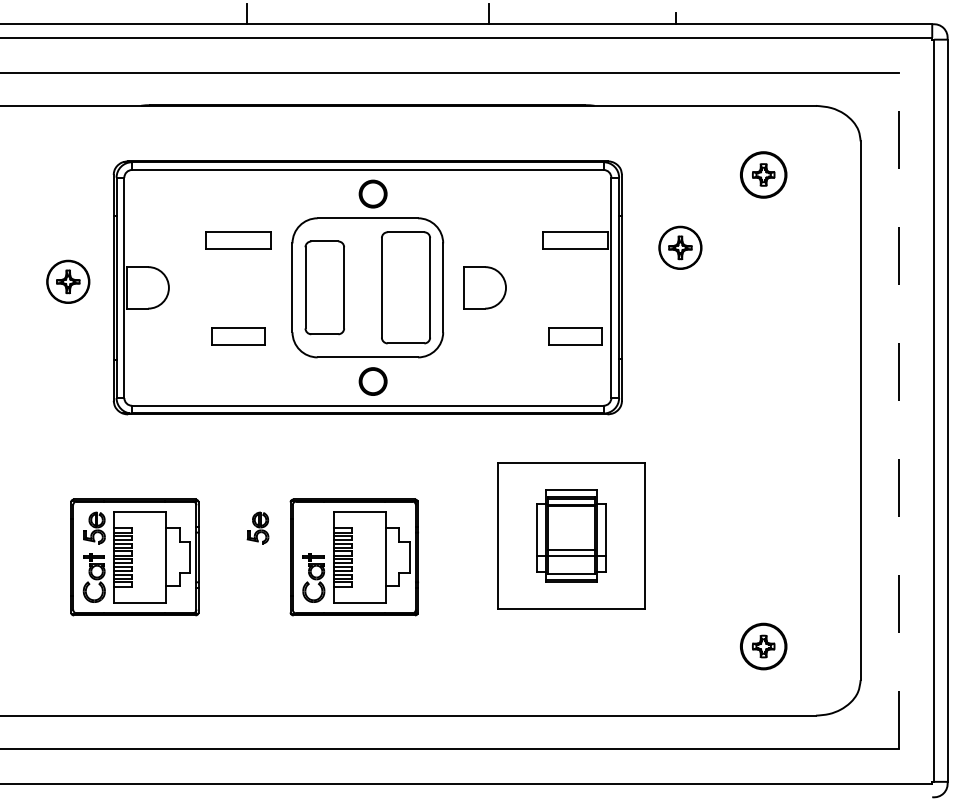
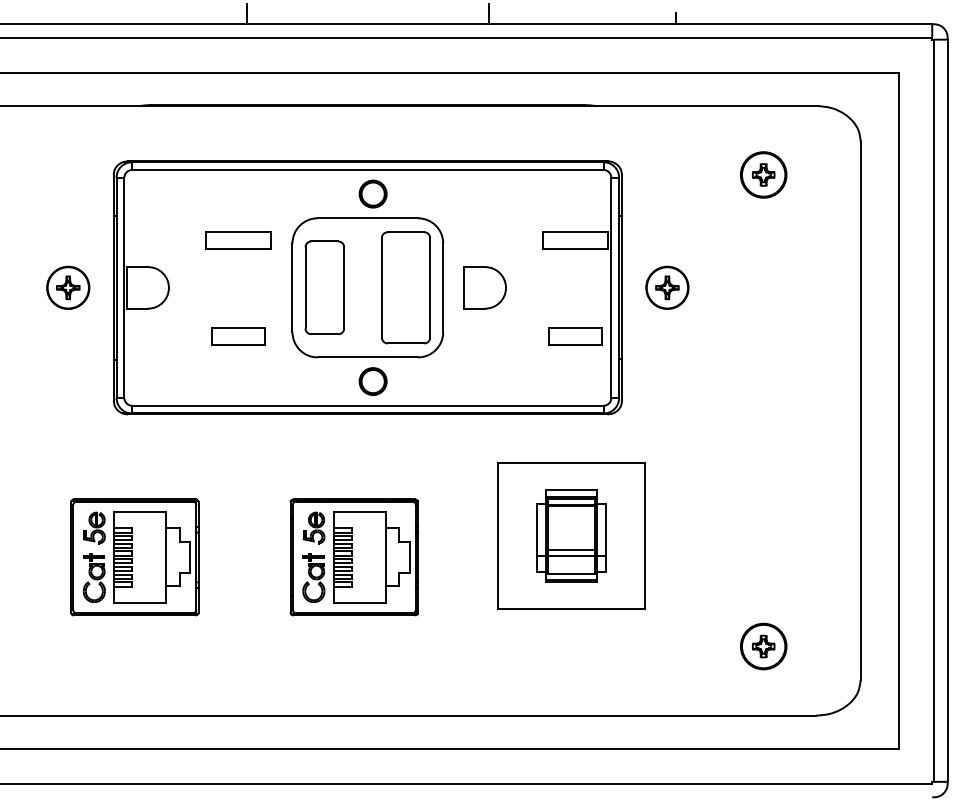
part position: (680, 247) -> (667, 287) (667, 287)
part position: (68, 281) -> (68, 287) (68, 287)
line: dashed -> solid (899, 410)
part position: (257, 527) -> (313, 527) (313, 527)
